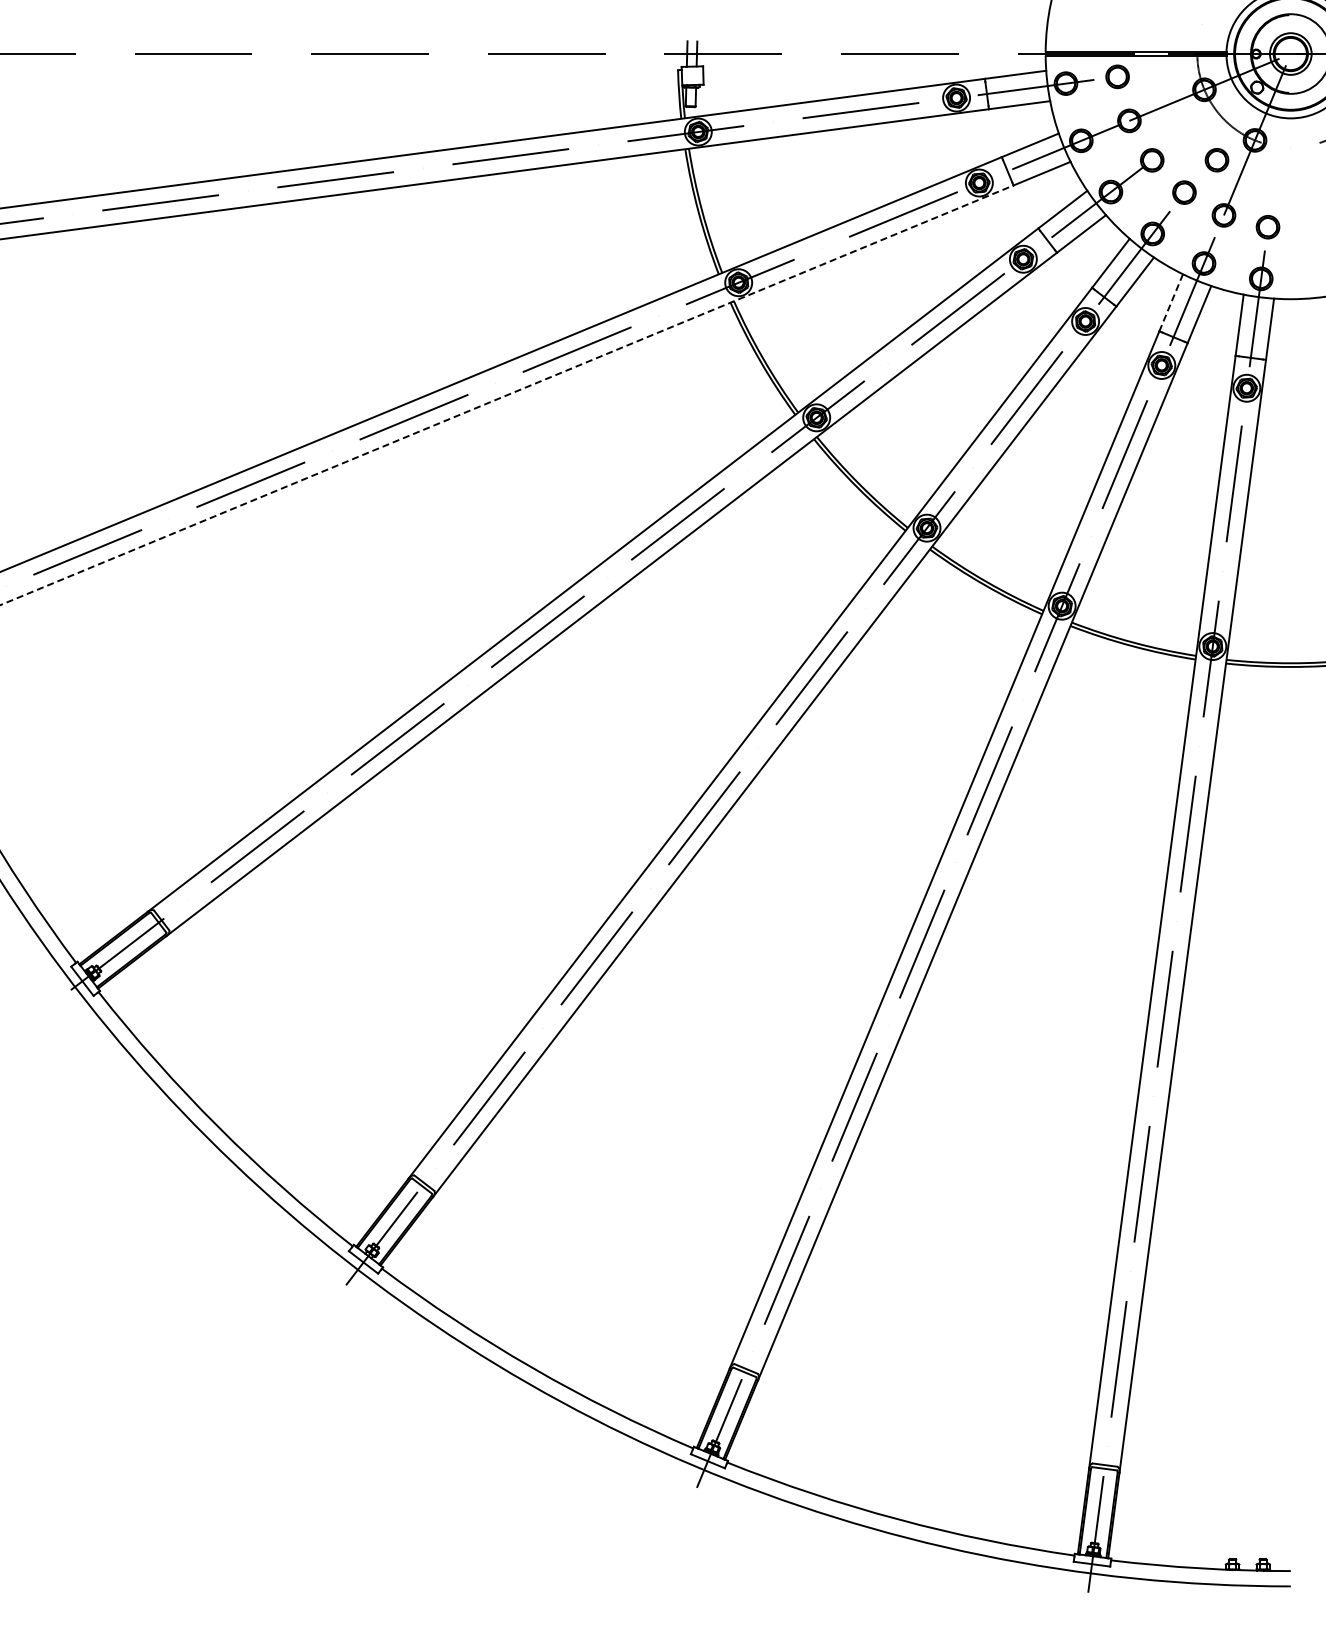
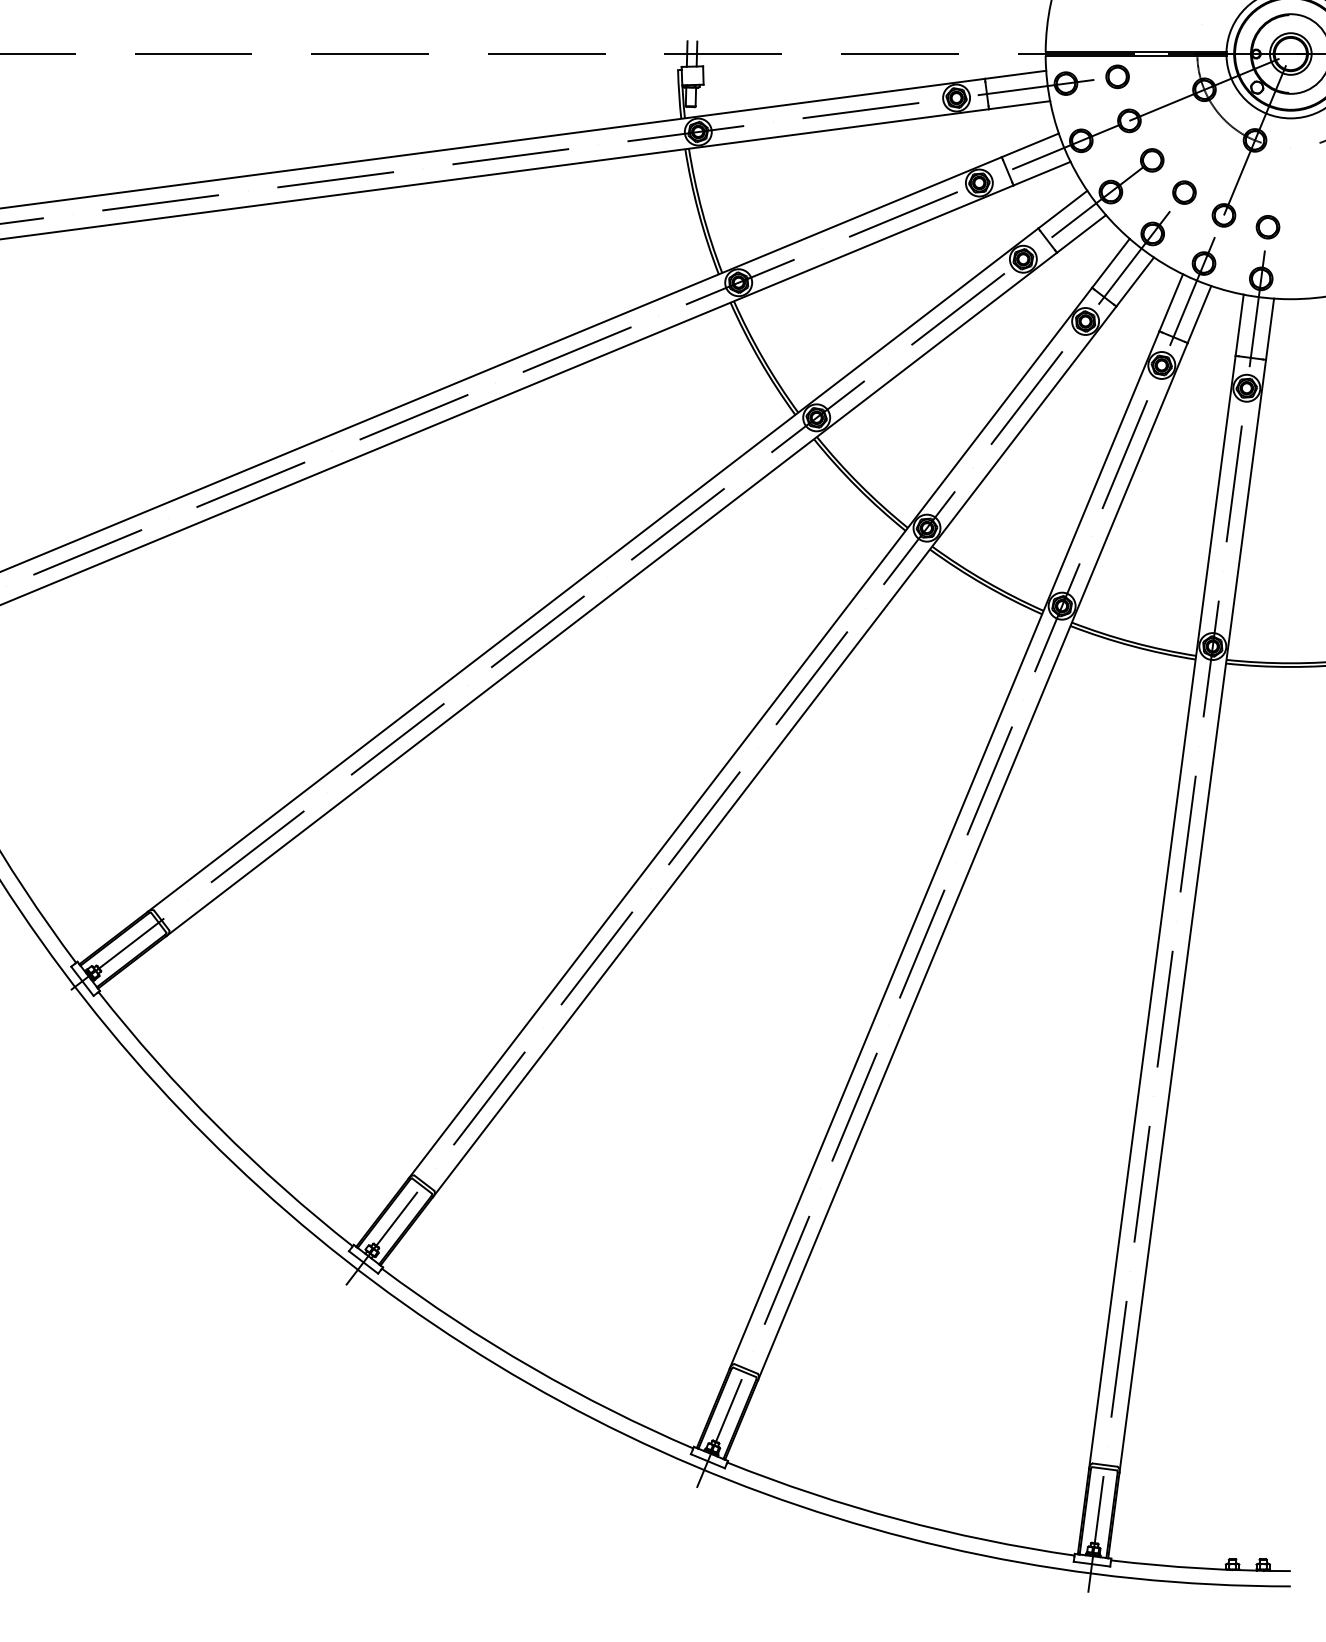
part: present -> none (1216, 160)
line: dashed -> solid (1171, 302)
line: dashed -> solid (507, 395)
